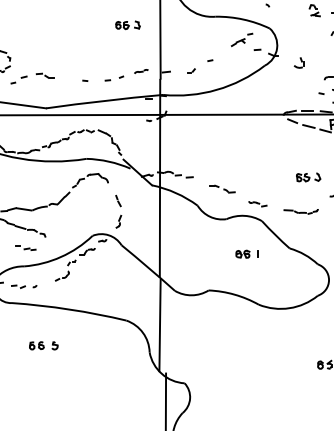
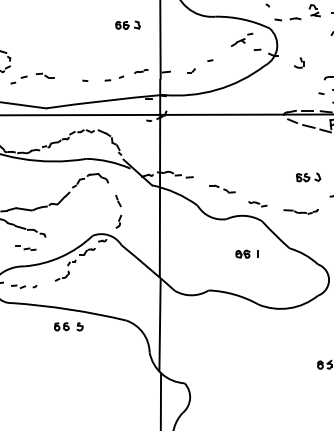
part: none -> present (287, 19)
part position: (43, 345) -> (68, 326) (68, 326)
line position: (165, 400) -> (160, 400) (160, 400)
